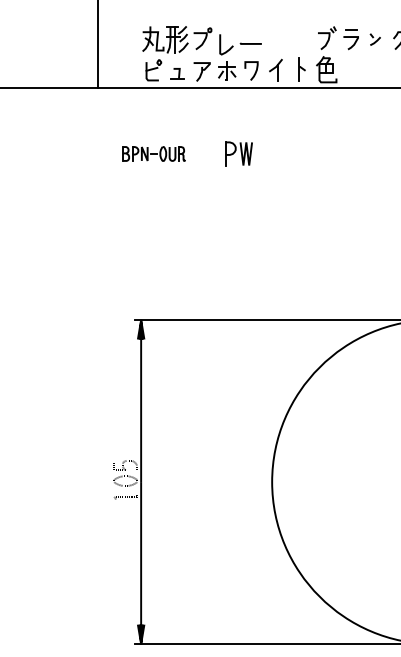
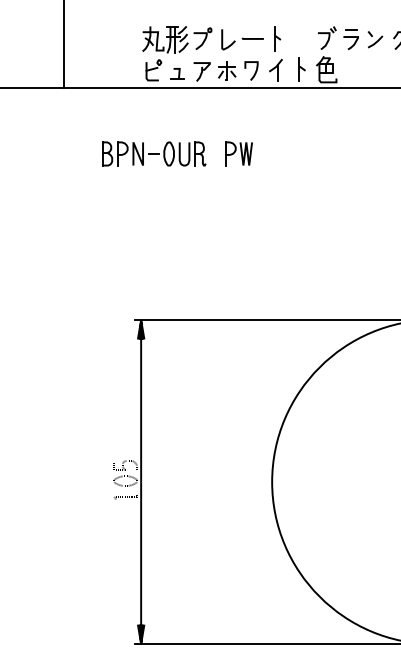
part: none -> present (277, 38)
part size: 12x13 px -> 17x18 px (375, 39)
part position: (240, 44) -> (242, 39) (242, 39)
line position: (97, 45) -> (63, 45) (63, 45)
part size: 64x16 px -> 105x26 px (154, 153)
